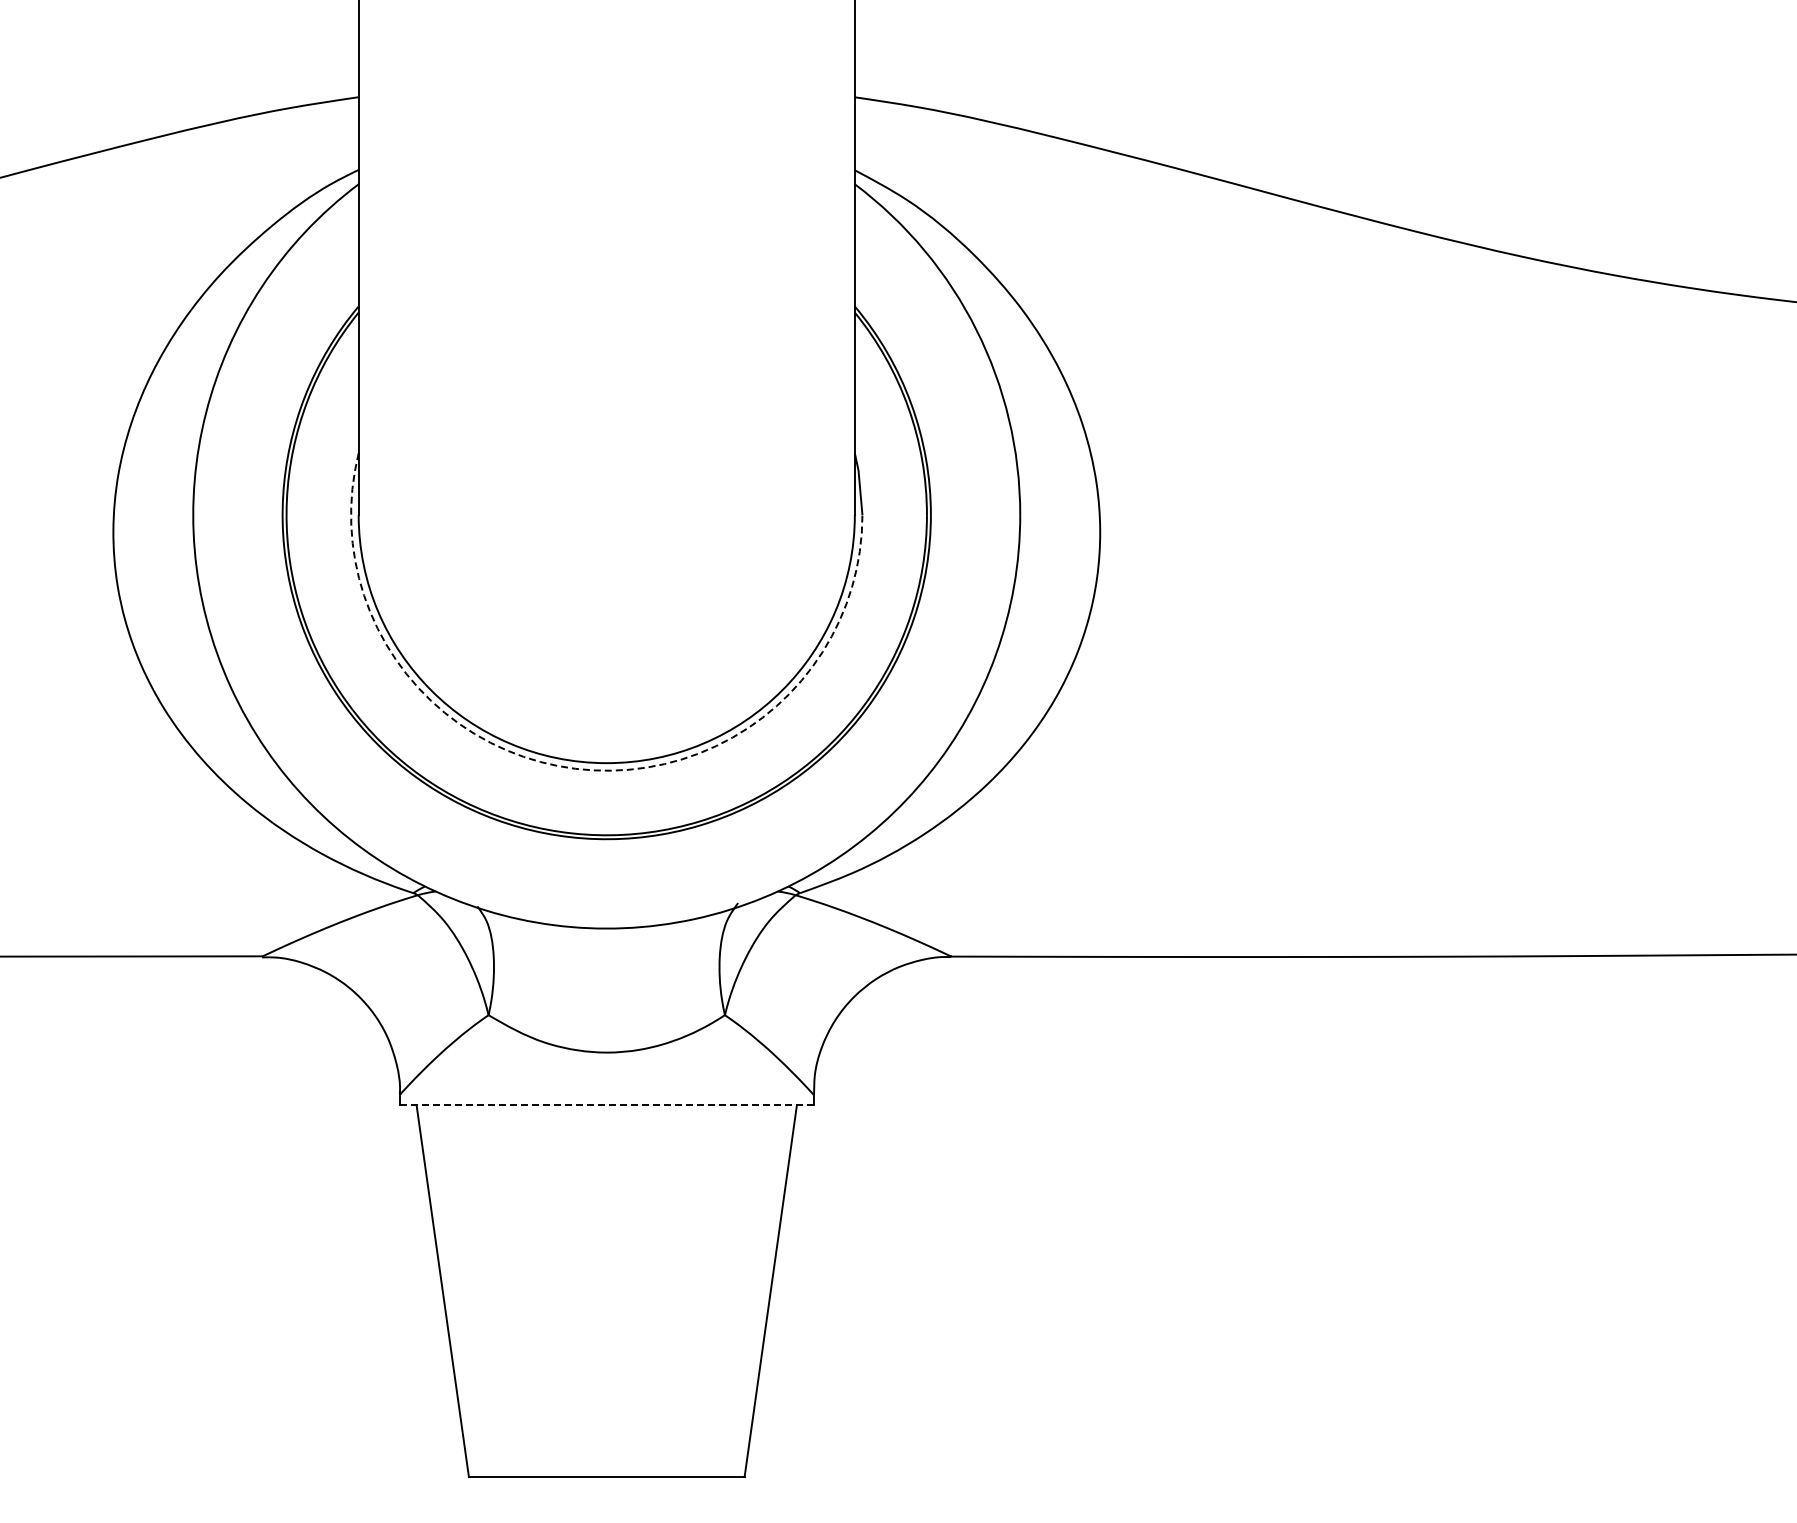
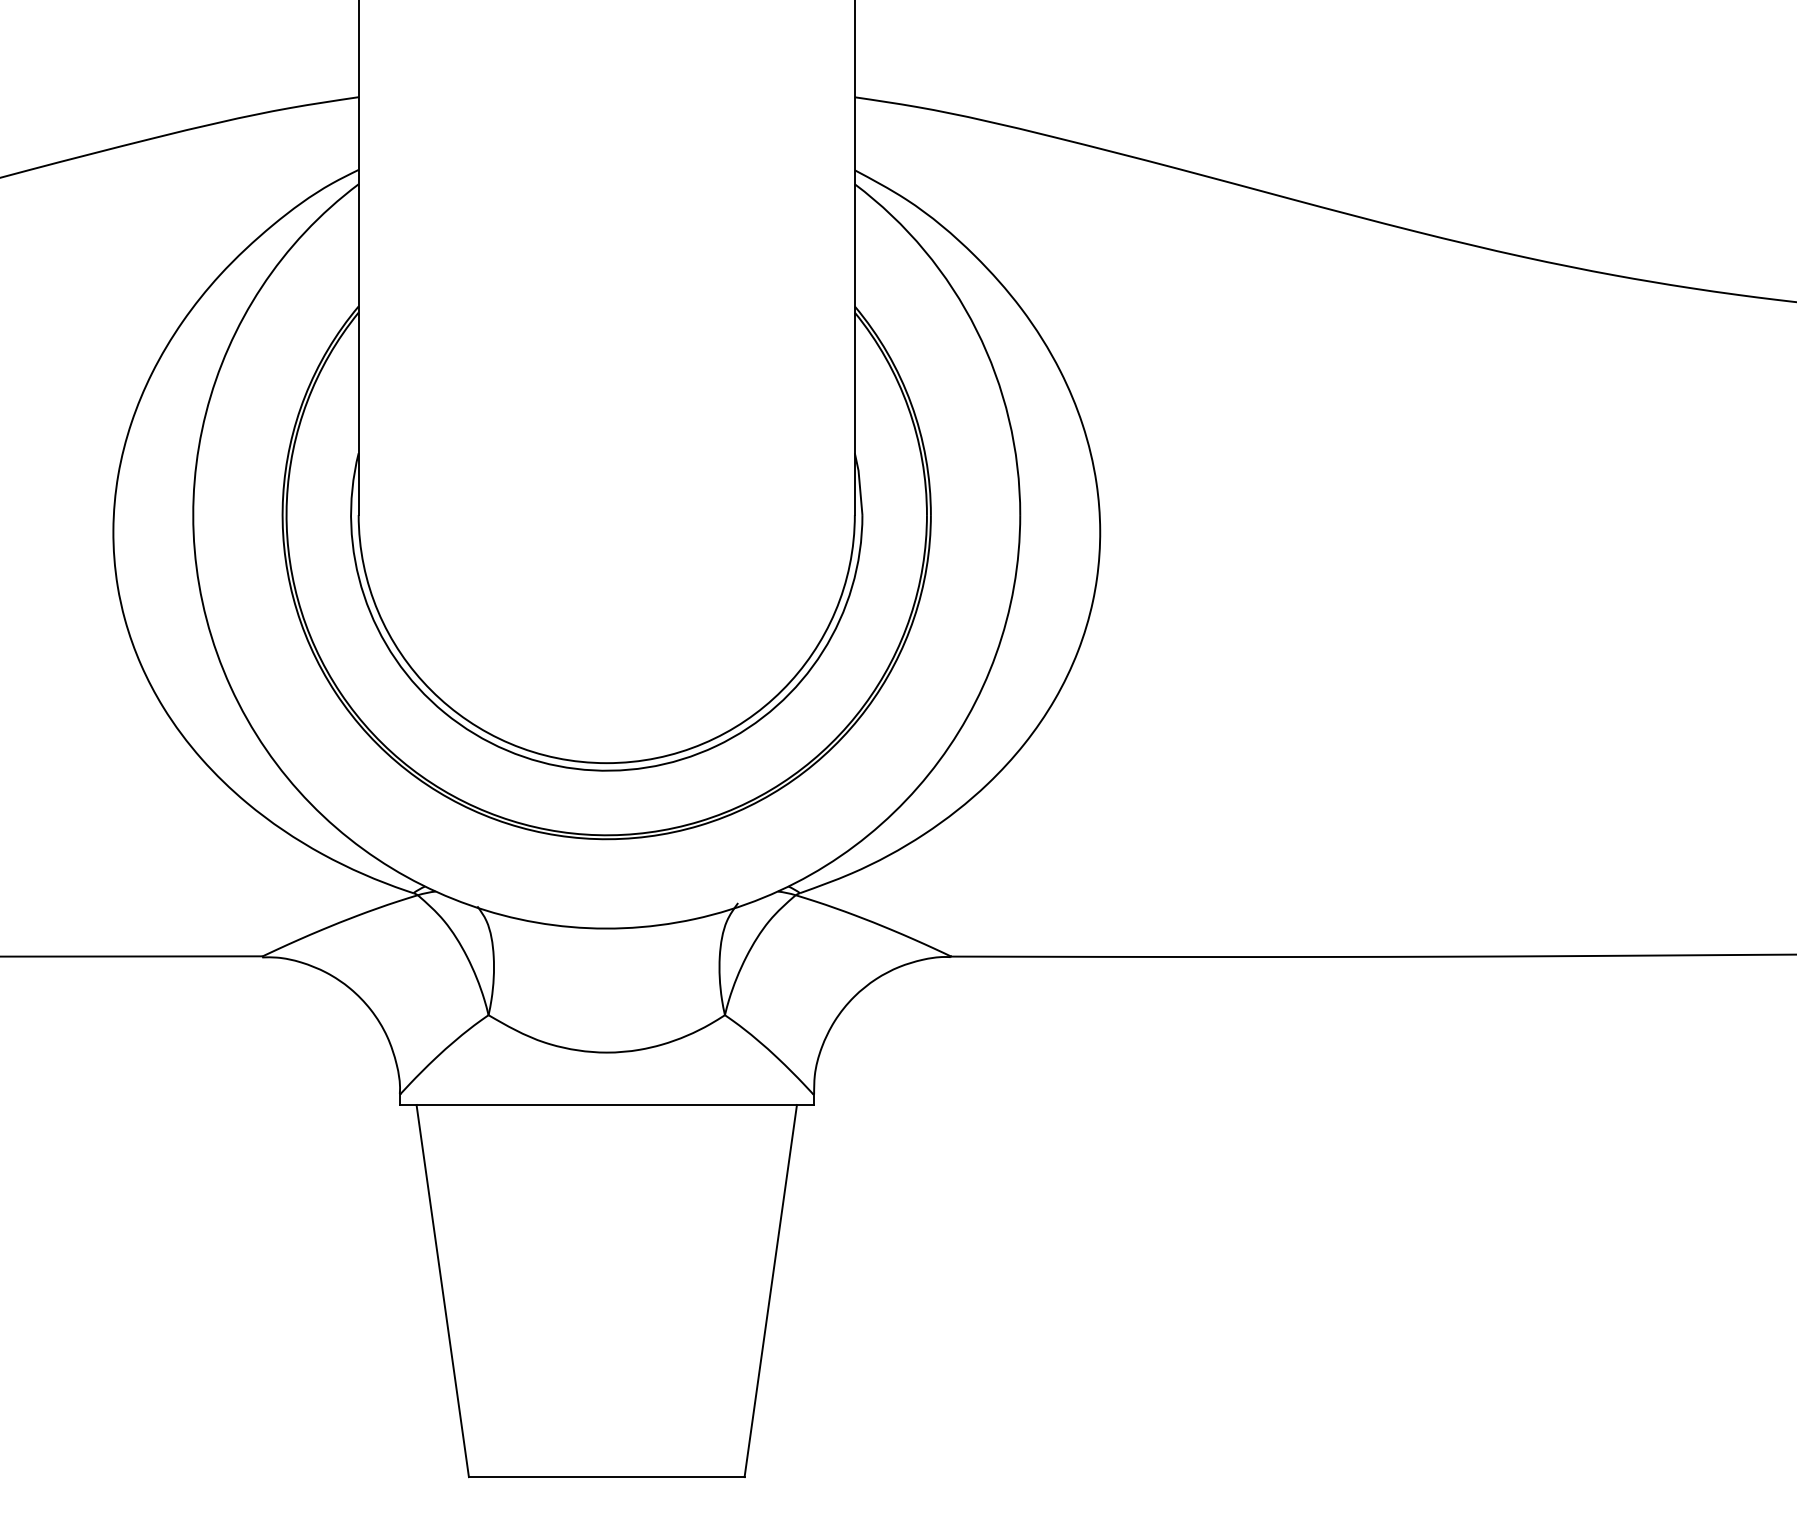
arc: dashed -> solid (575, 768)
line: dashed -> solid (606, 1104)
